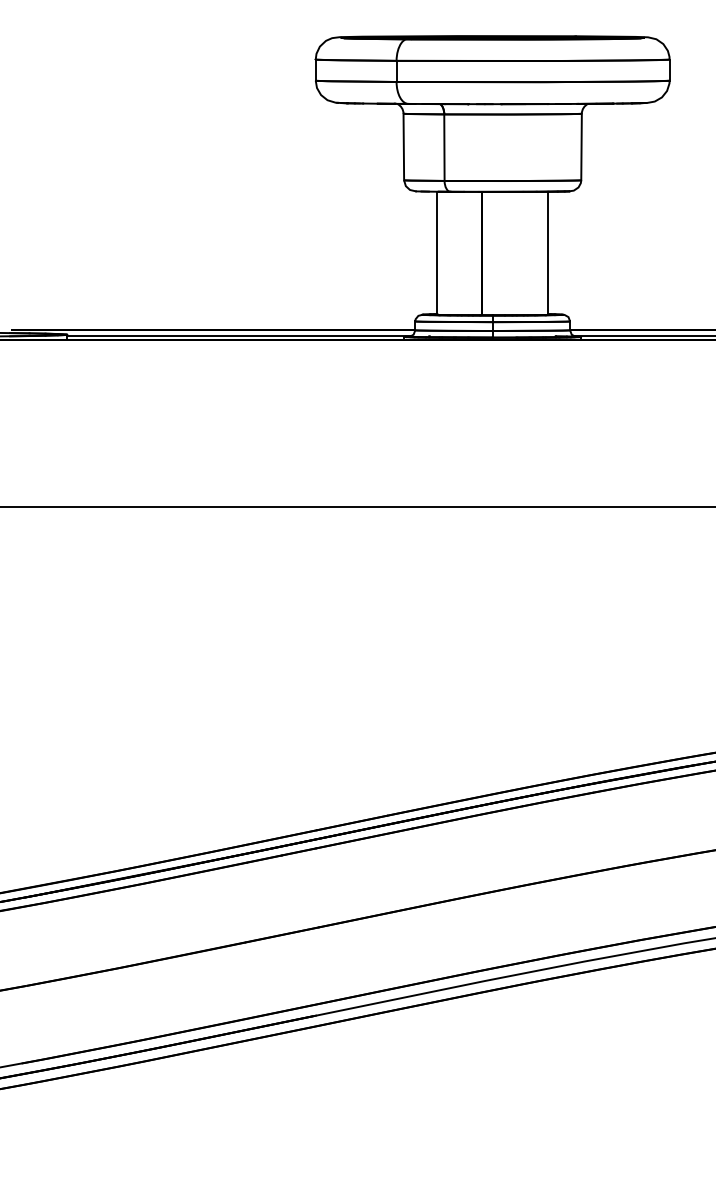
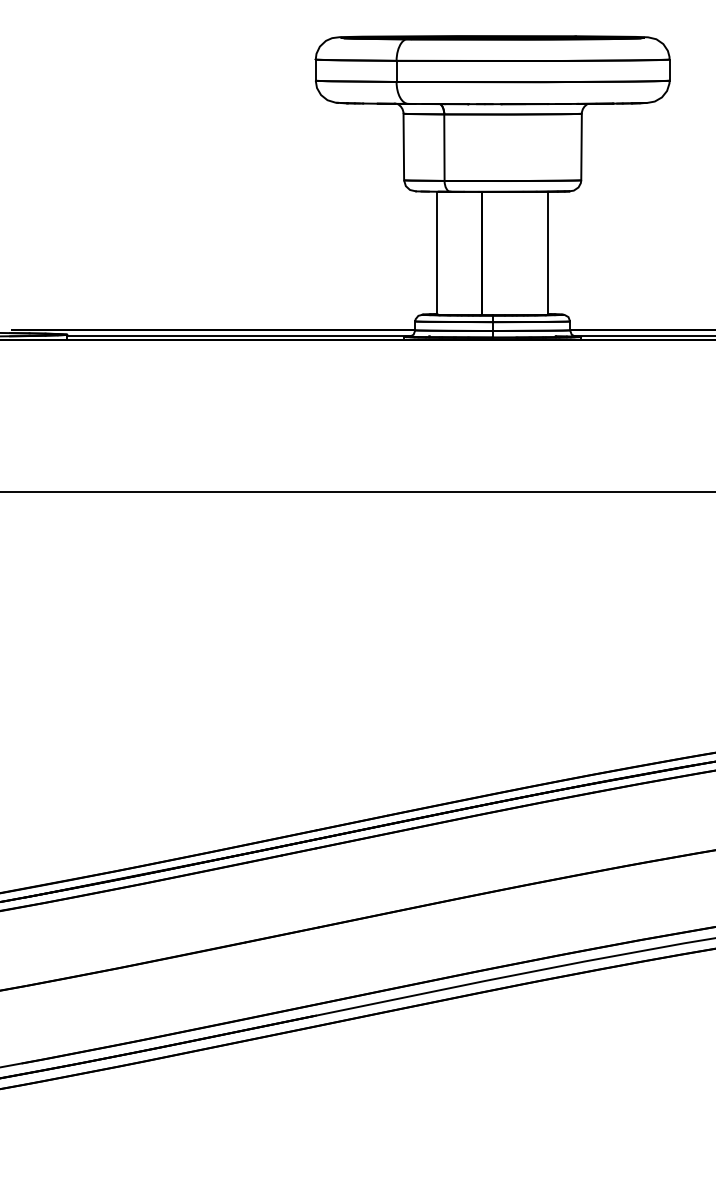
line position: (357, 506) -> (357, 491) (357, 491)
